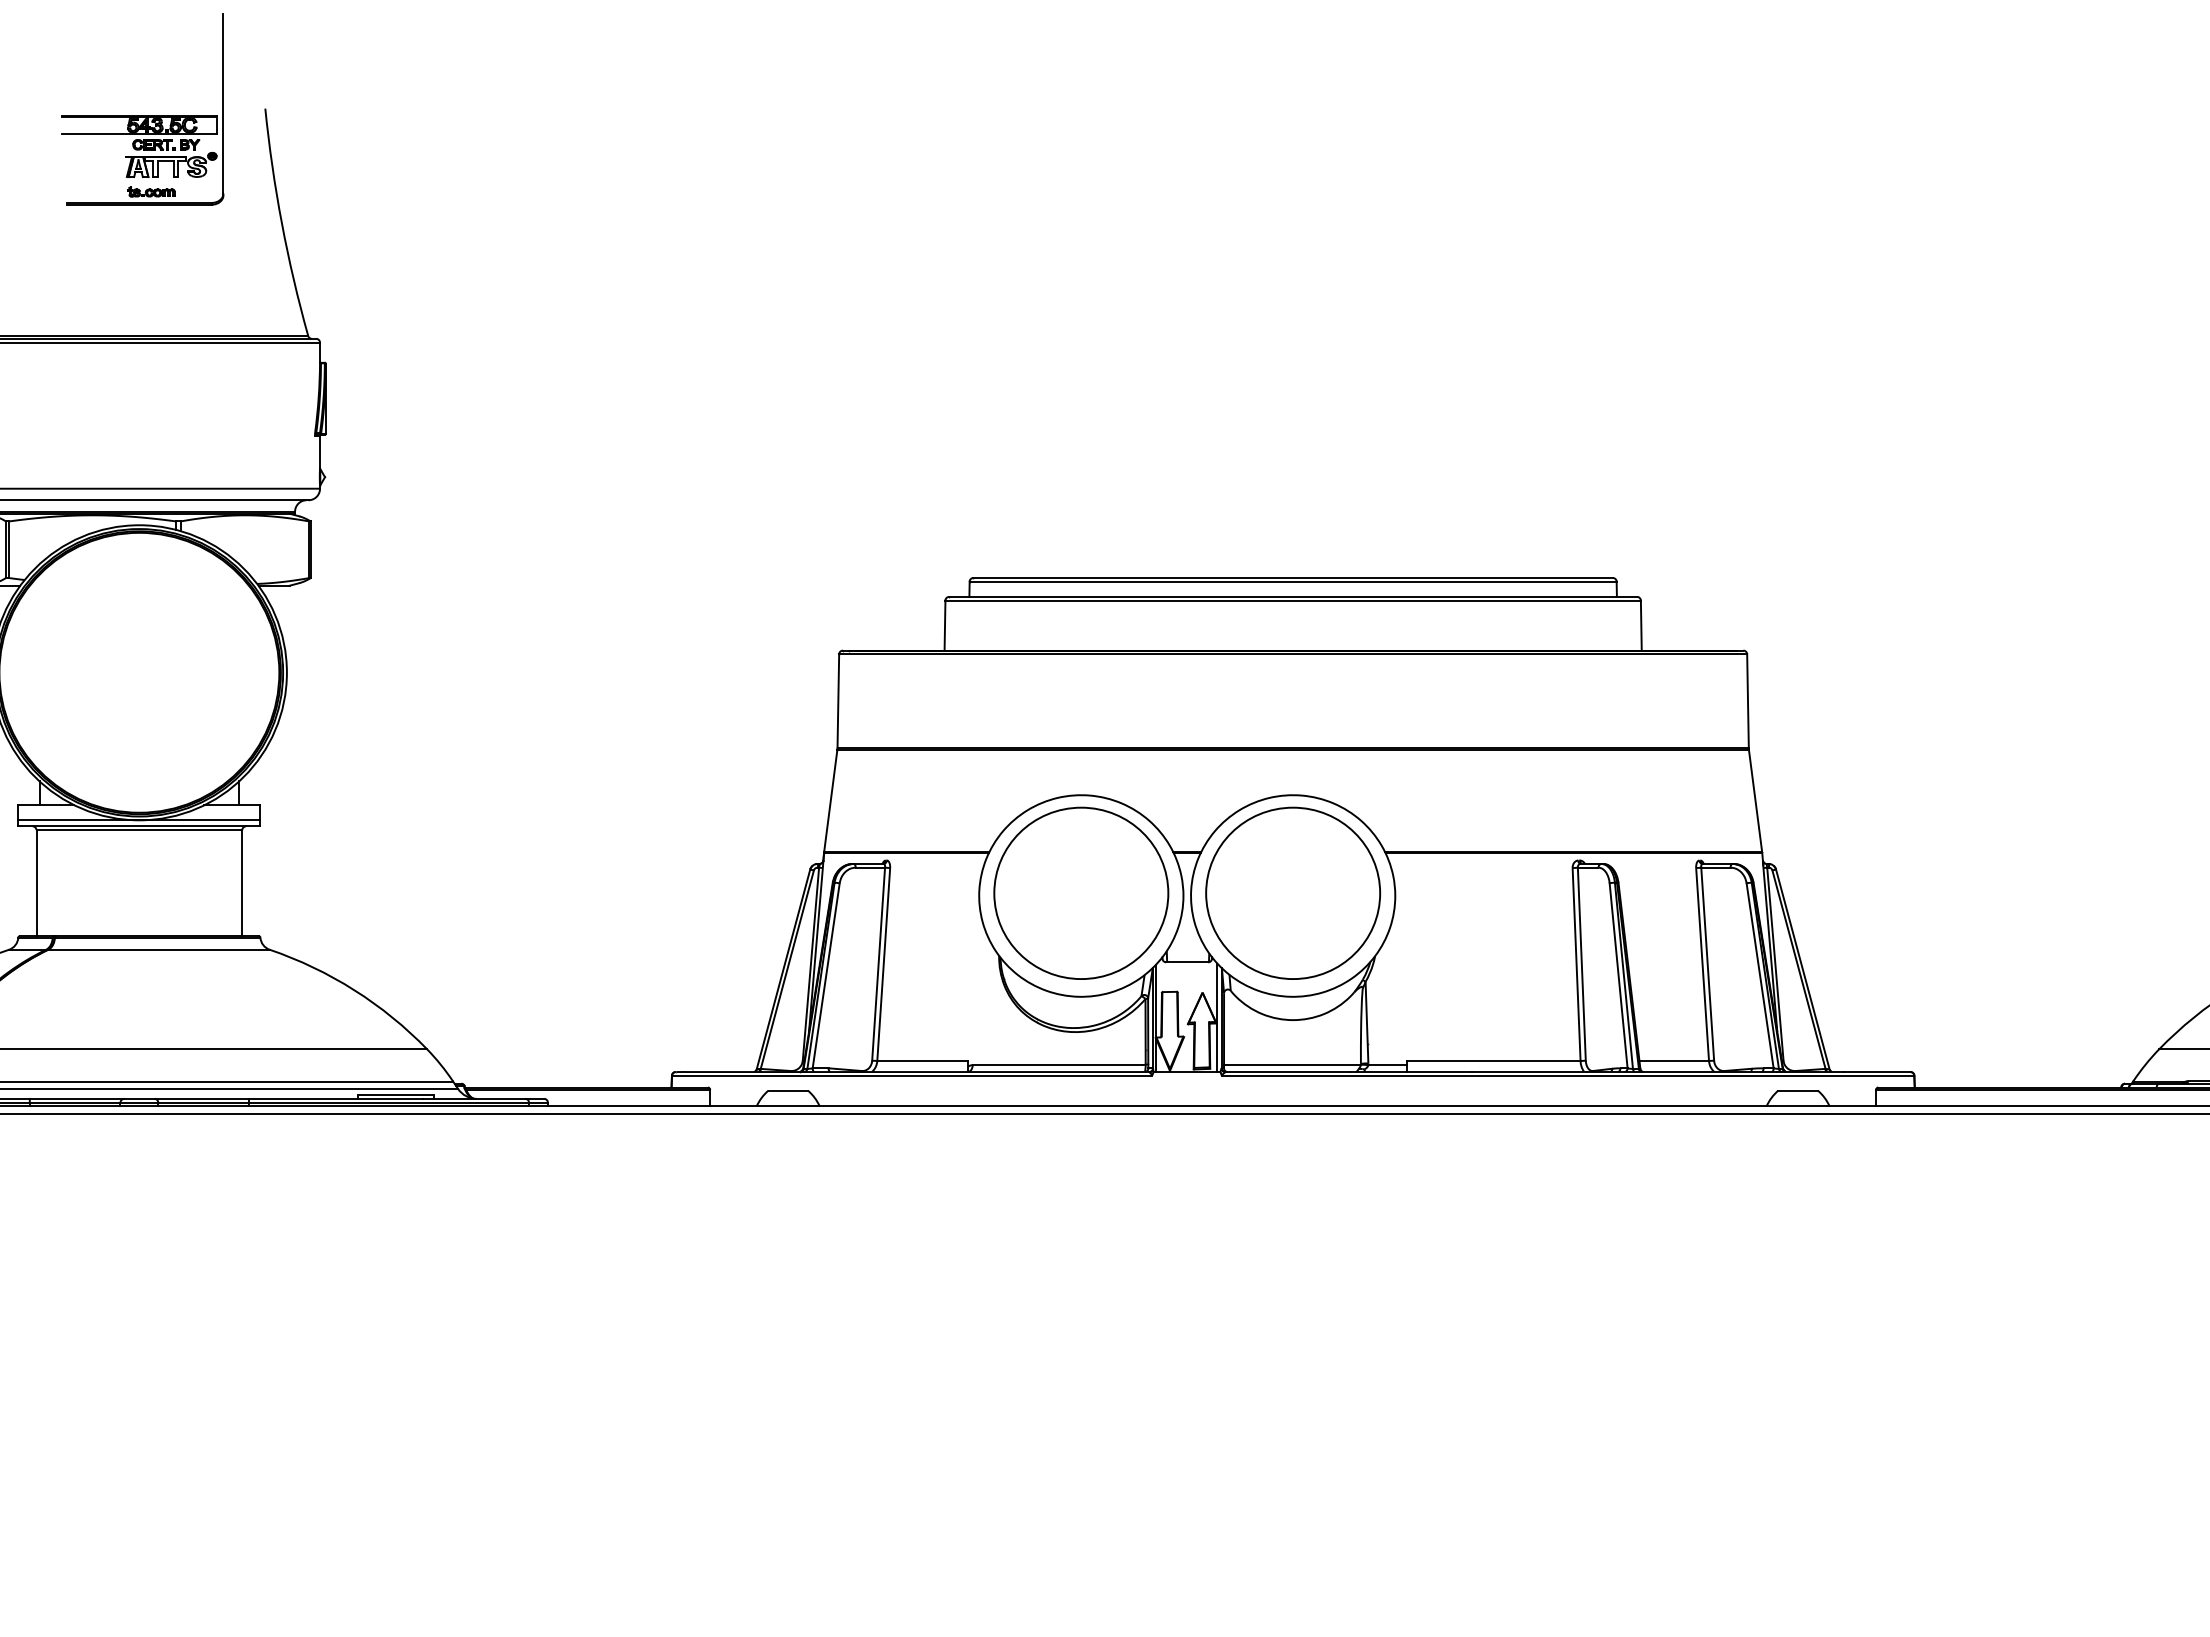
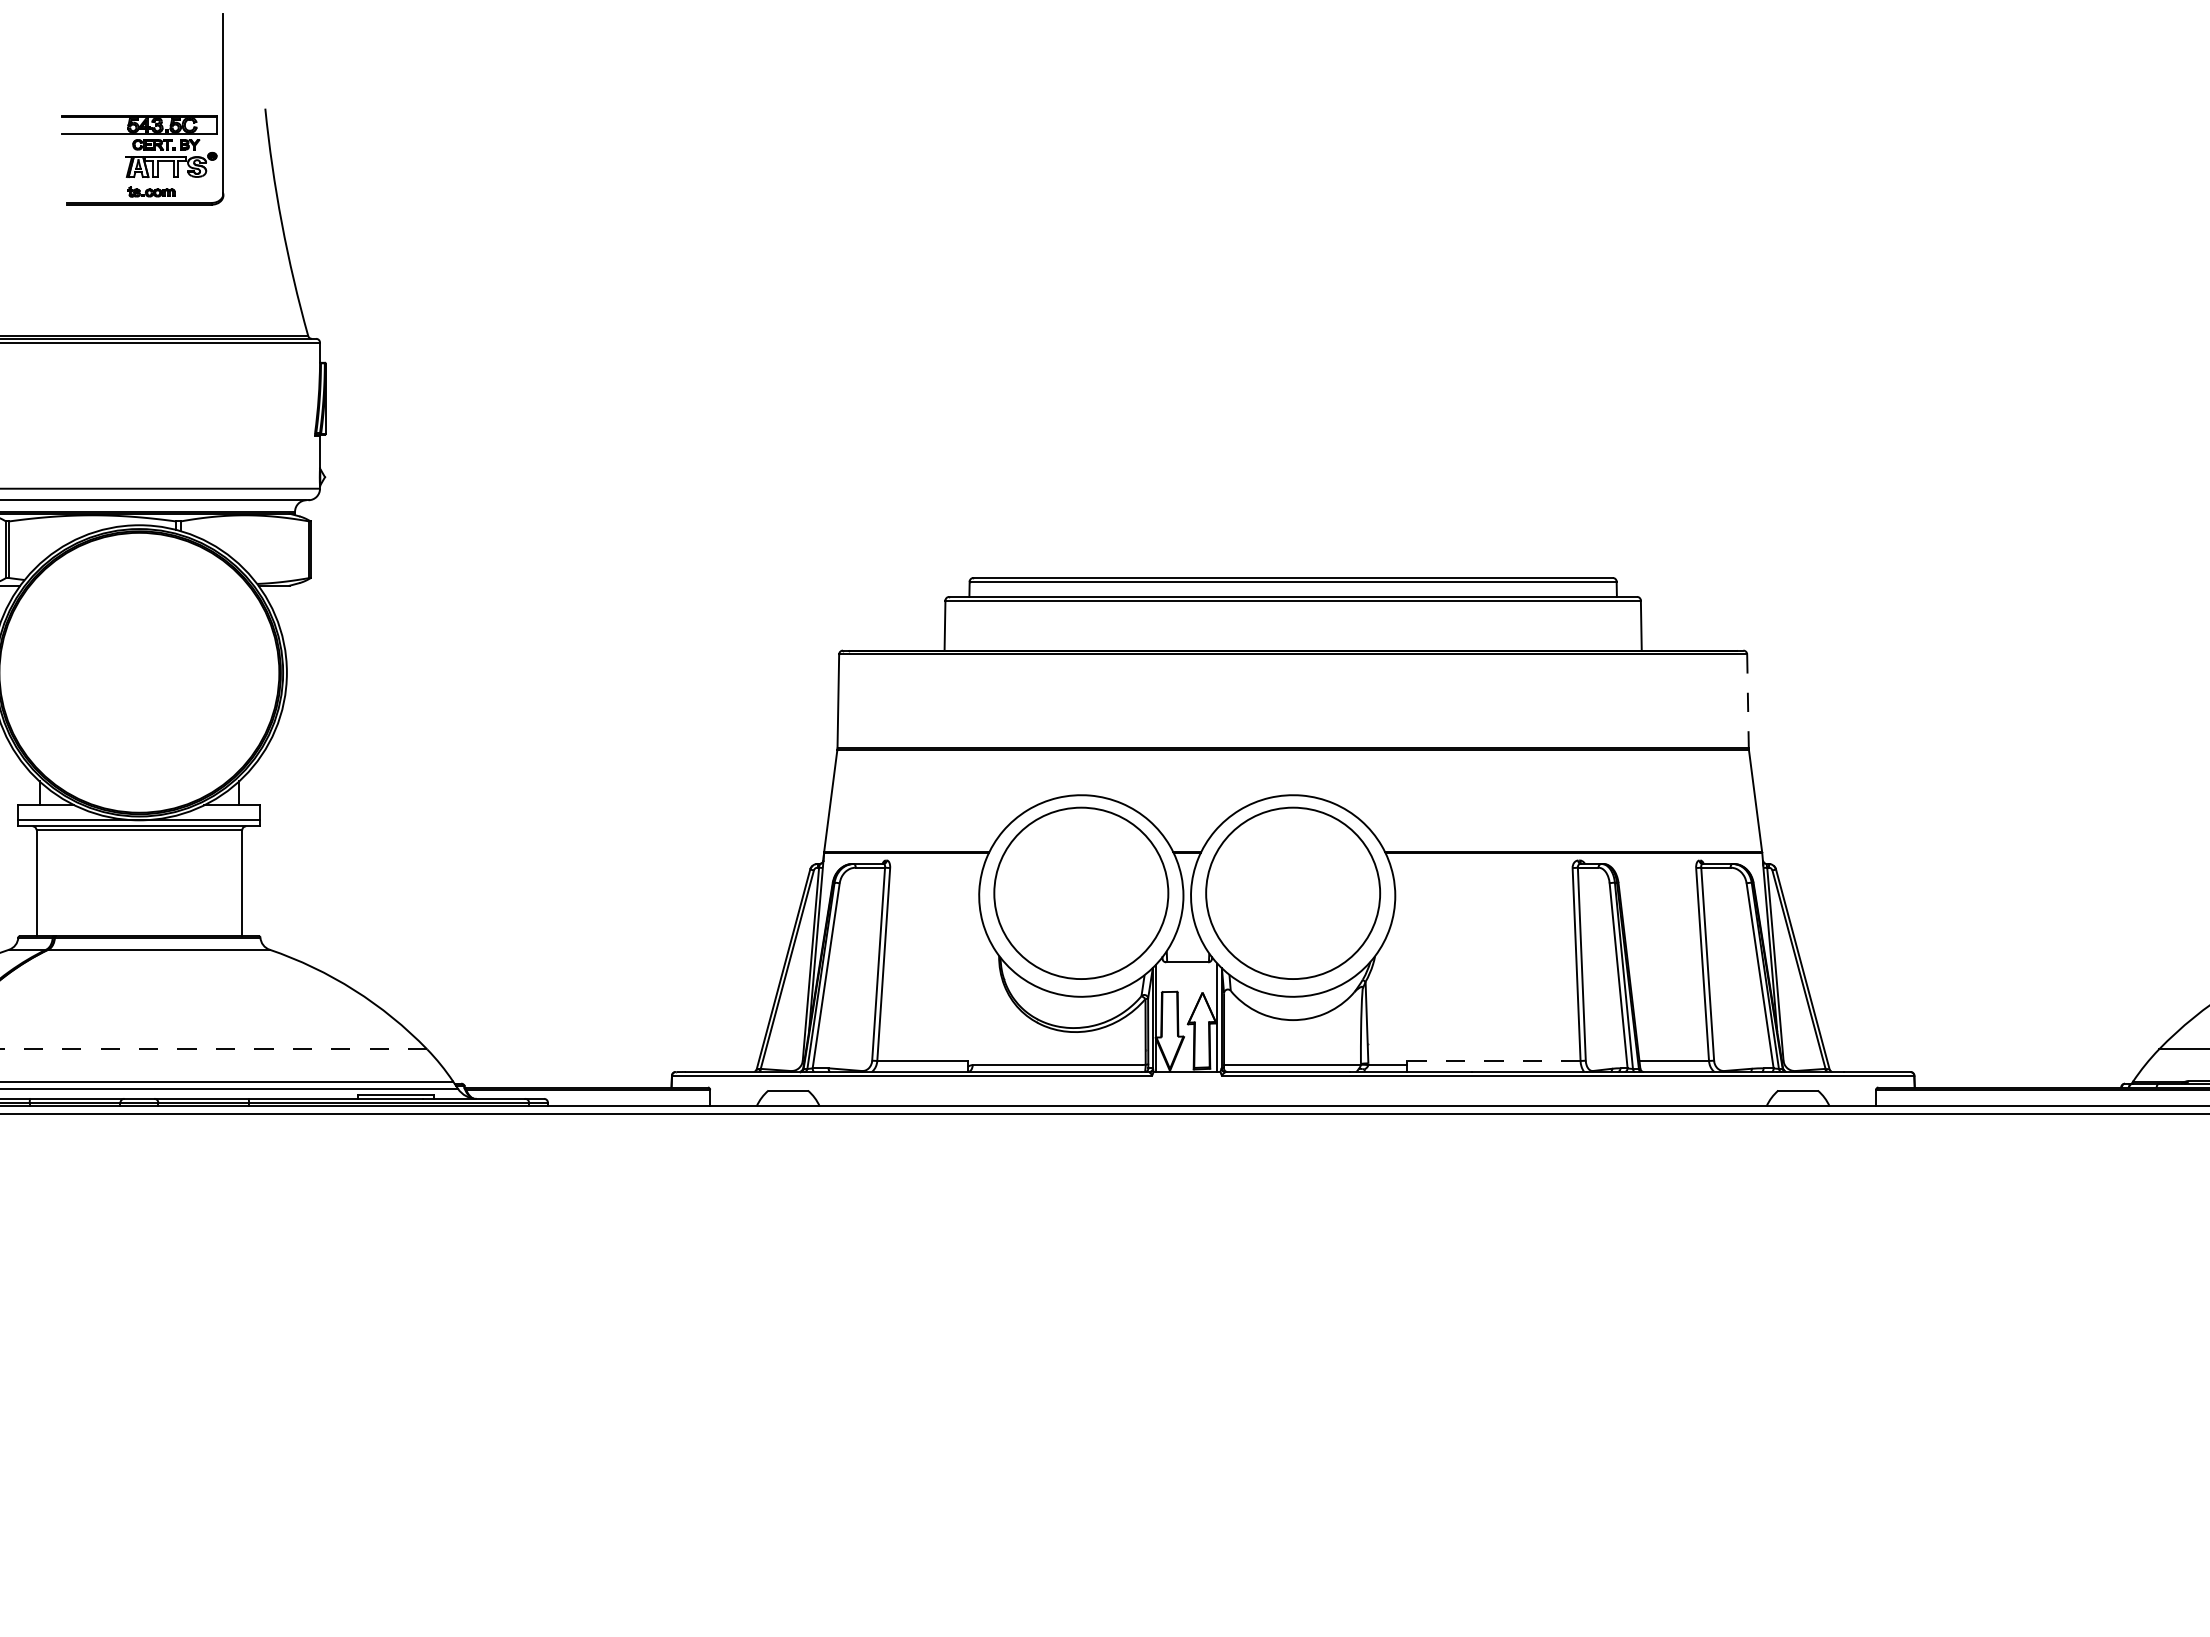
line: solid -> dashed (1747, 701)
line: solid -> dashed (213, 1049)
line: solid -> dashed (1493, 1060)
